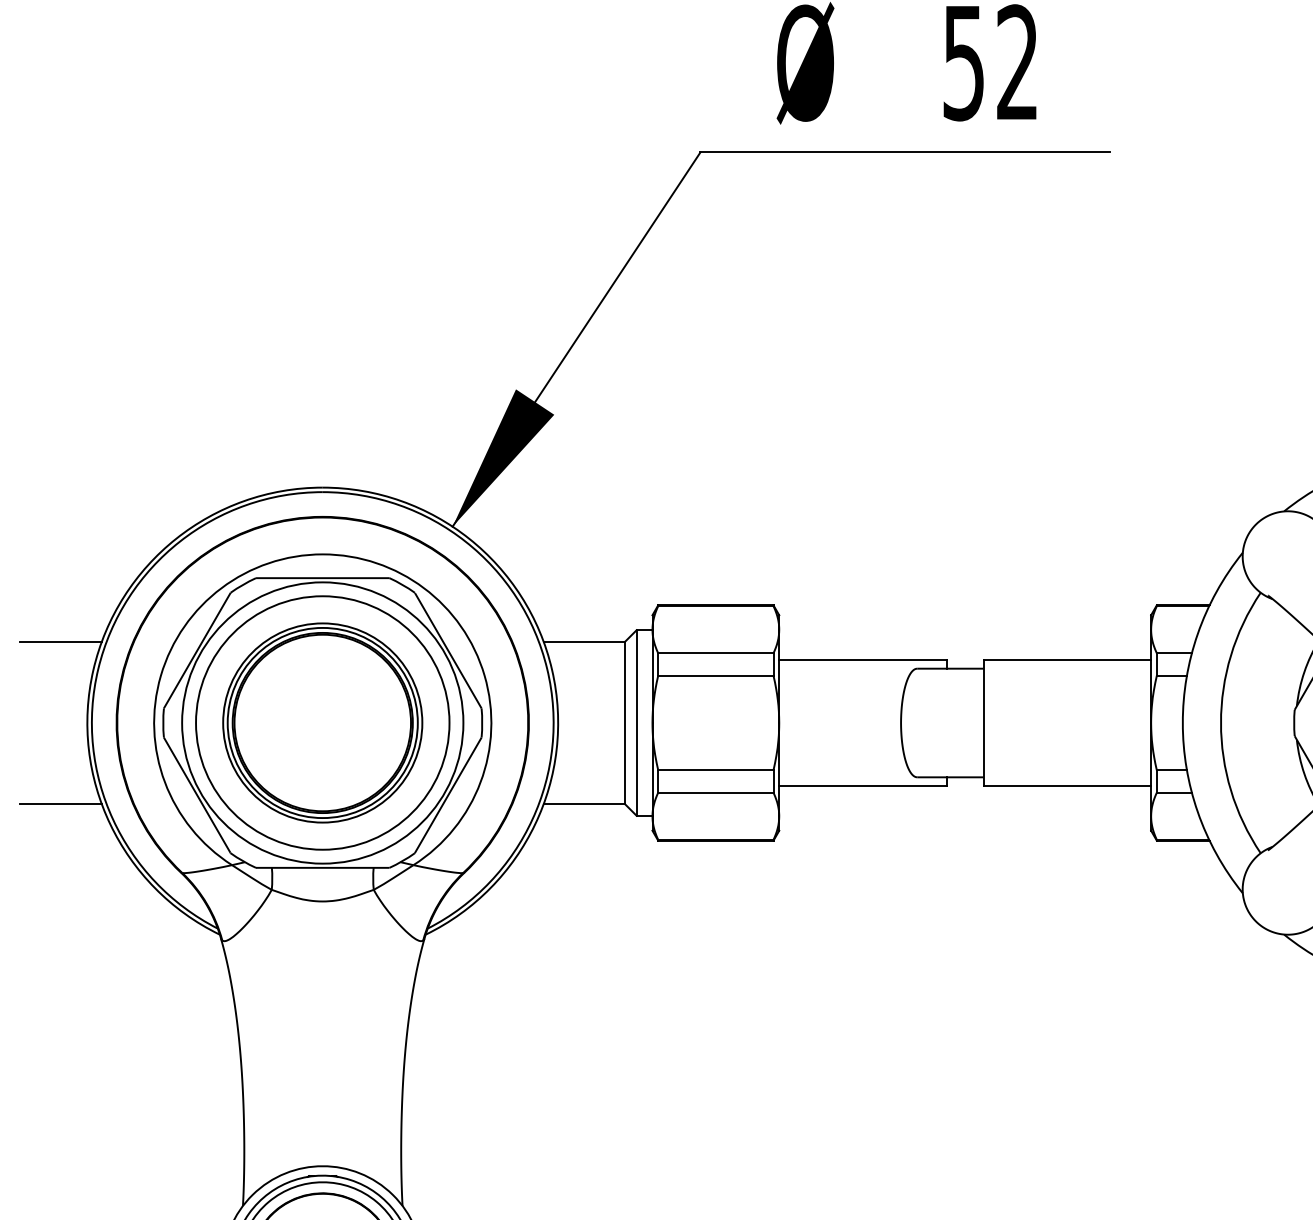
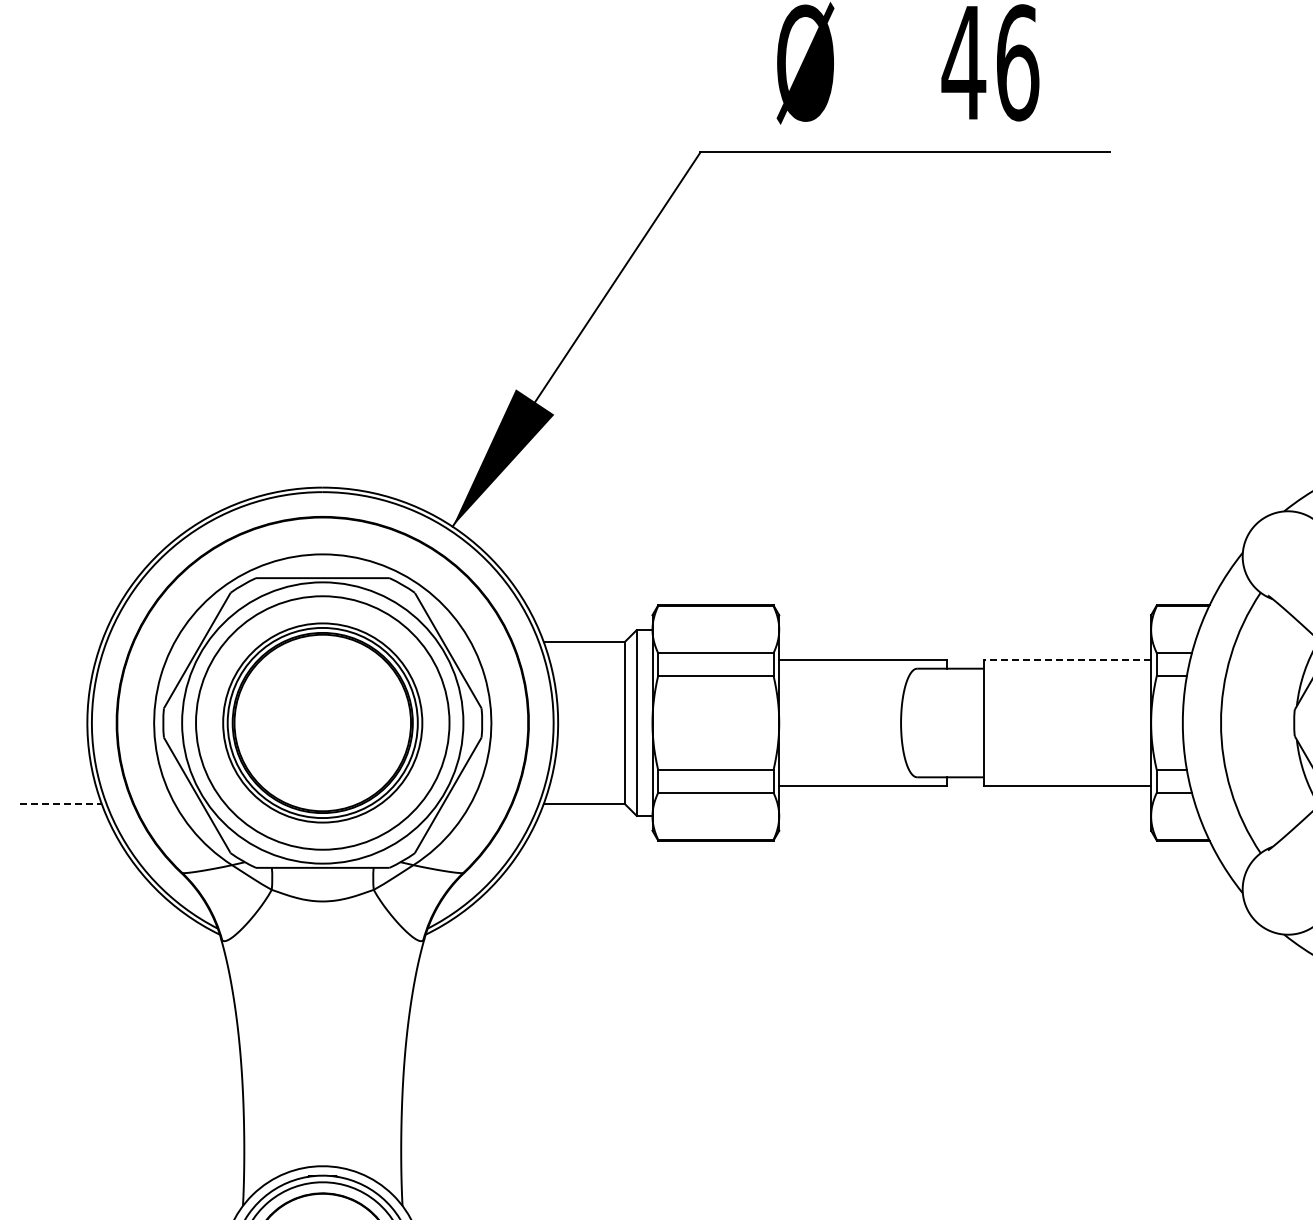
text: 52 -> 46 (990, 62)
line: present -> none (60, 641)
line: solid -> dashed (1067, 659)
line: solid -> dashed (61, 804)
